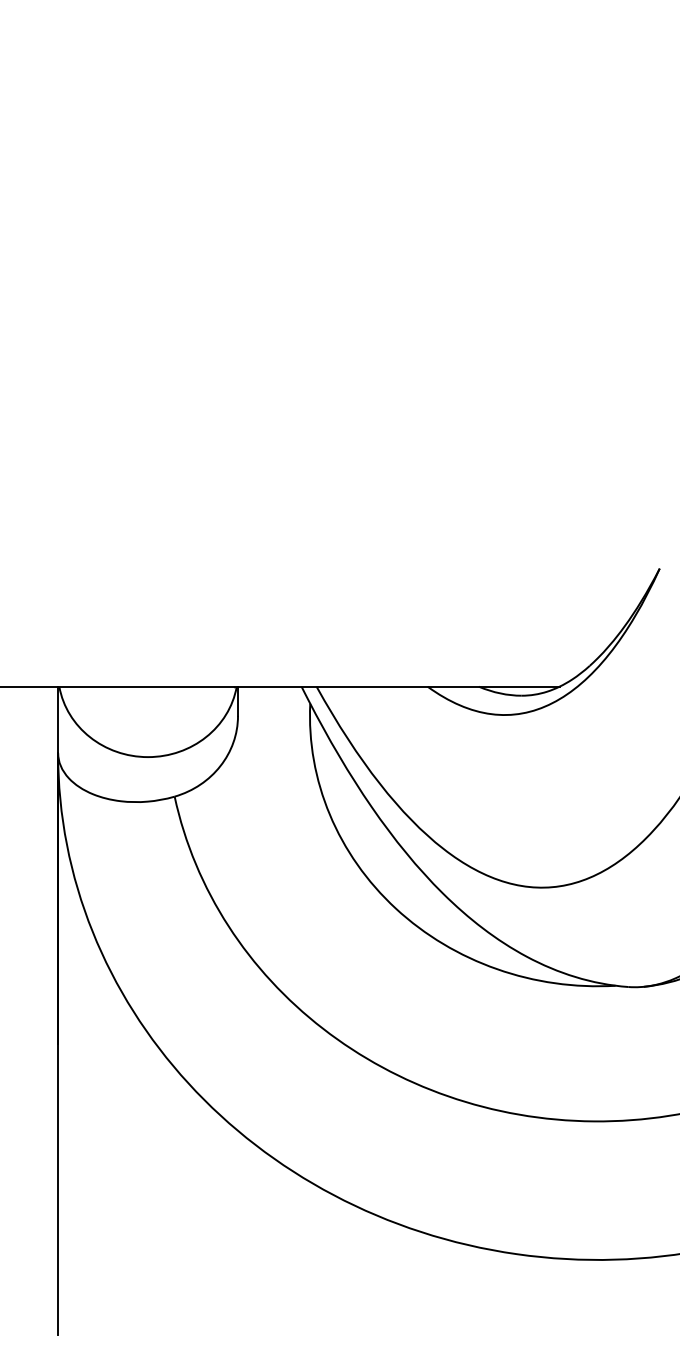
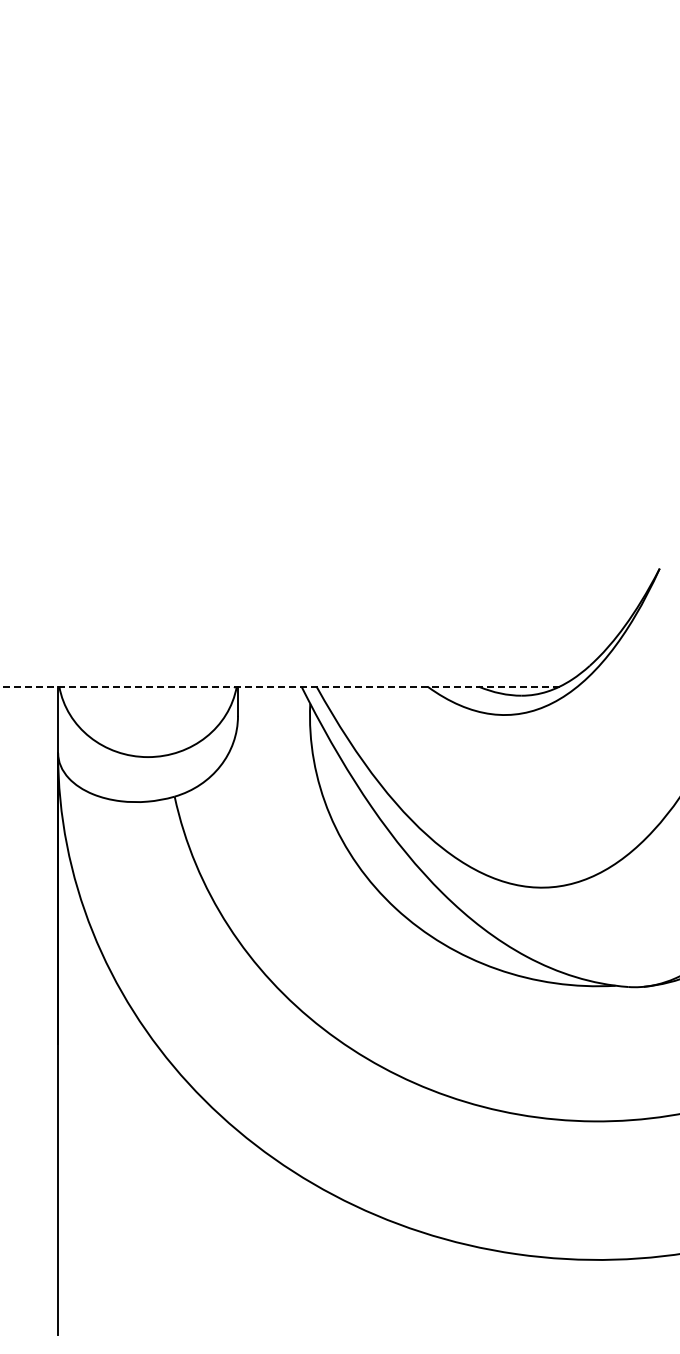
line: solid -> dashed (279, 686)
